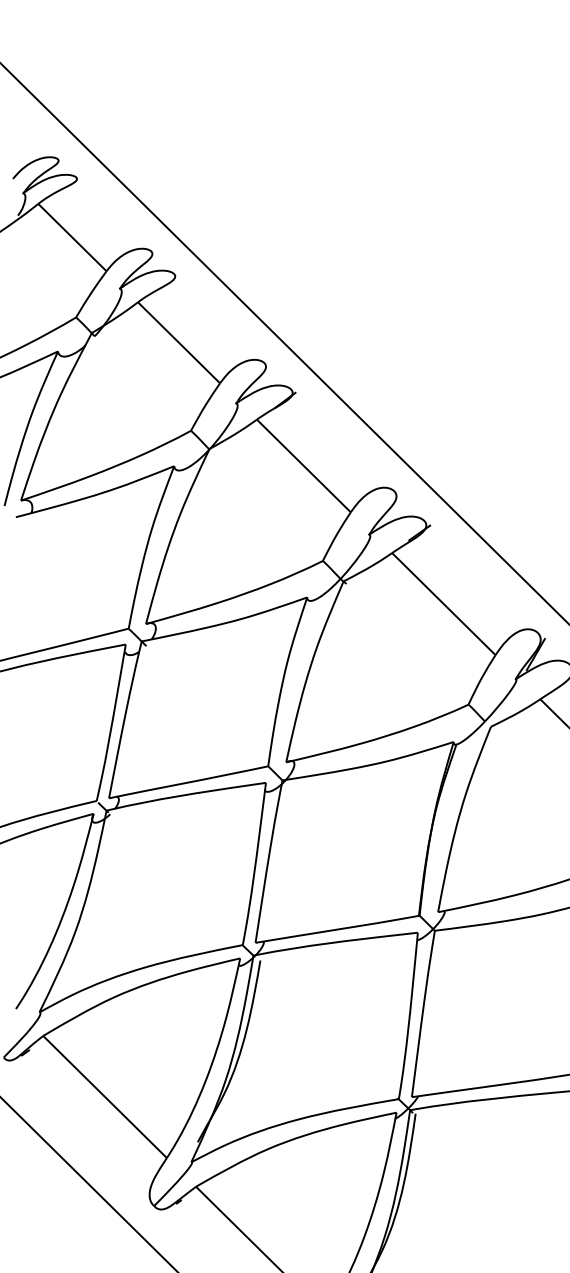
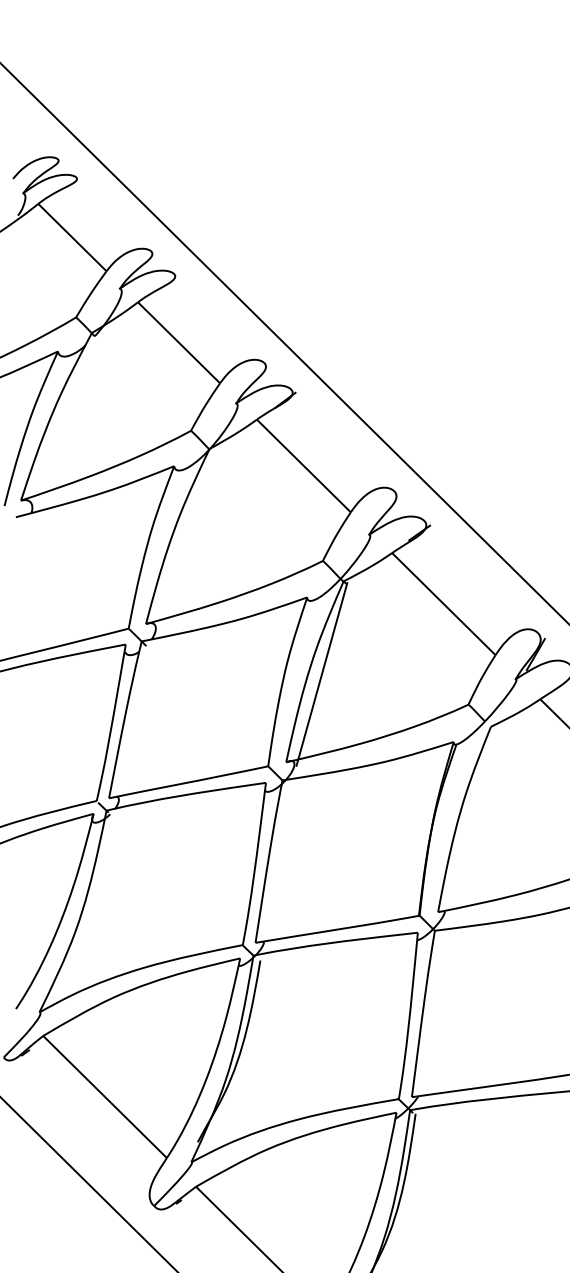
line: none -> present (321, 674)
